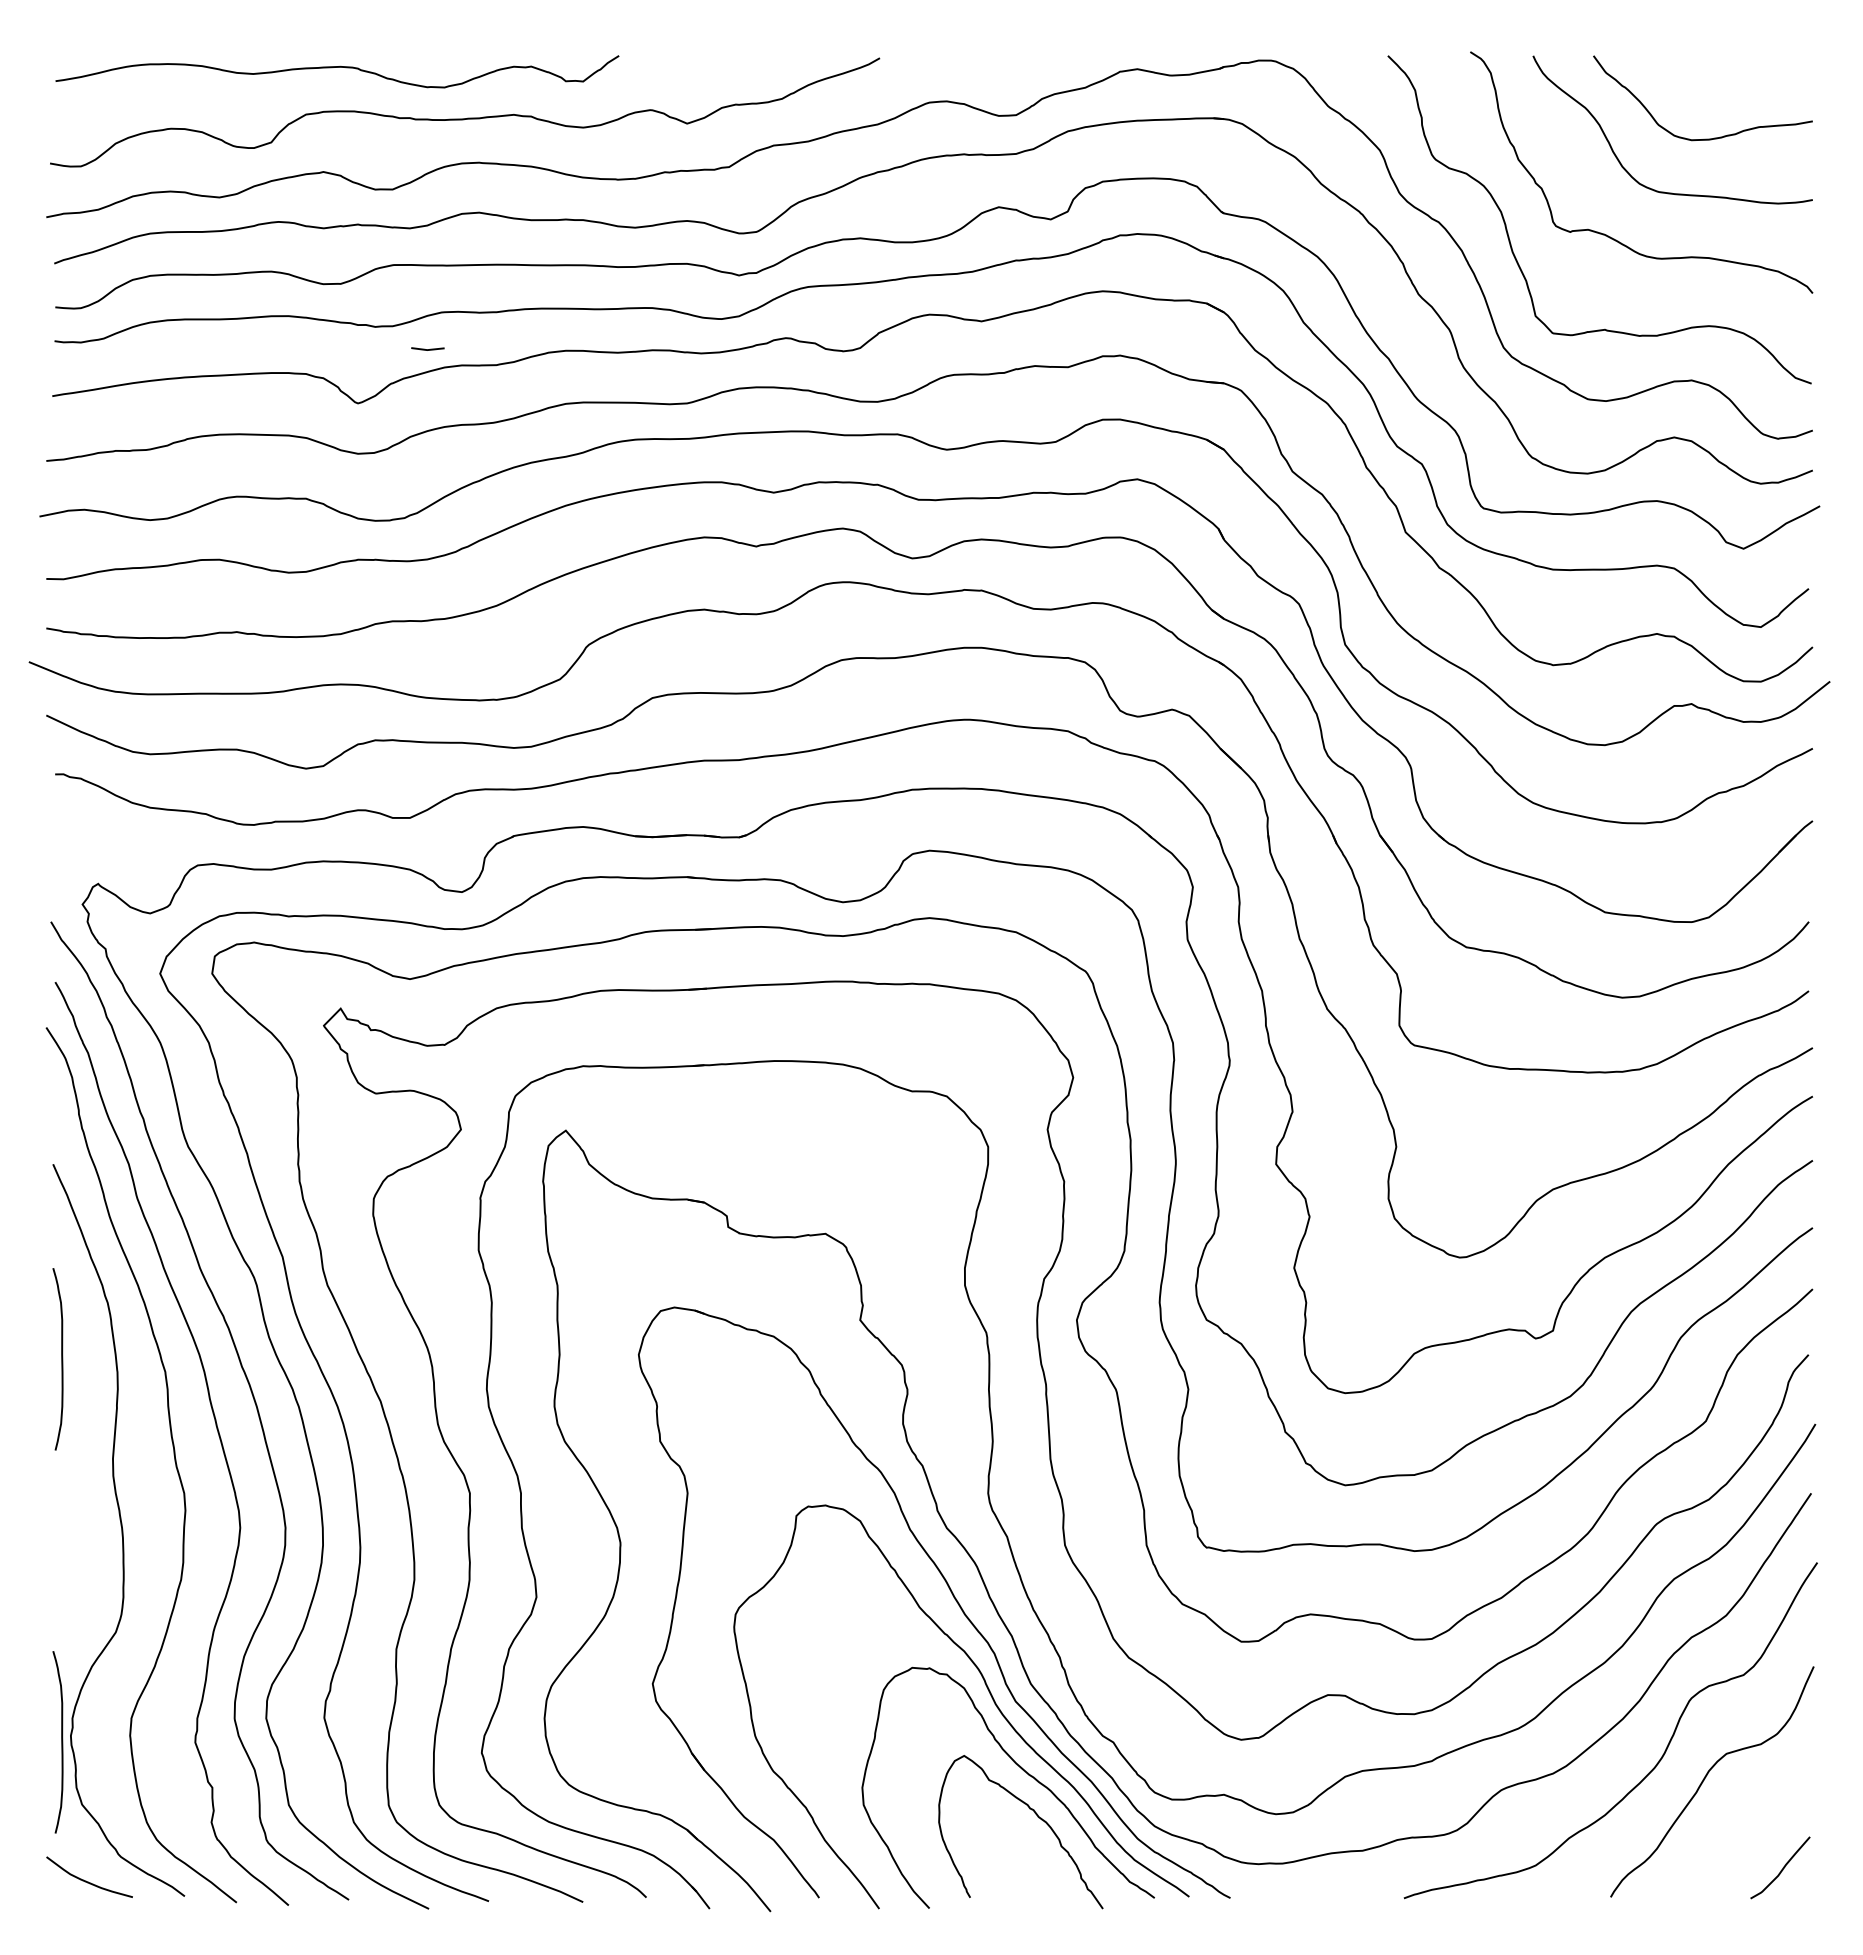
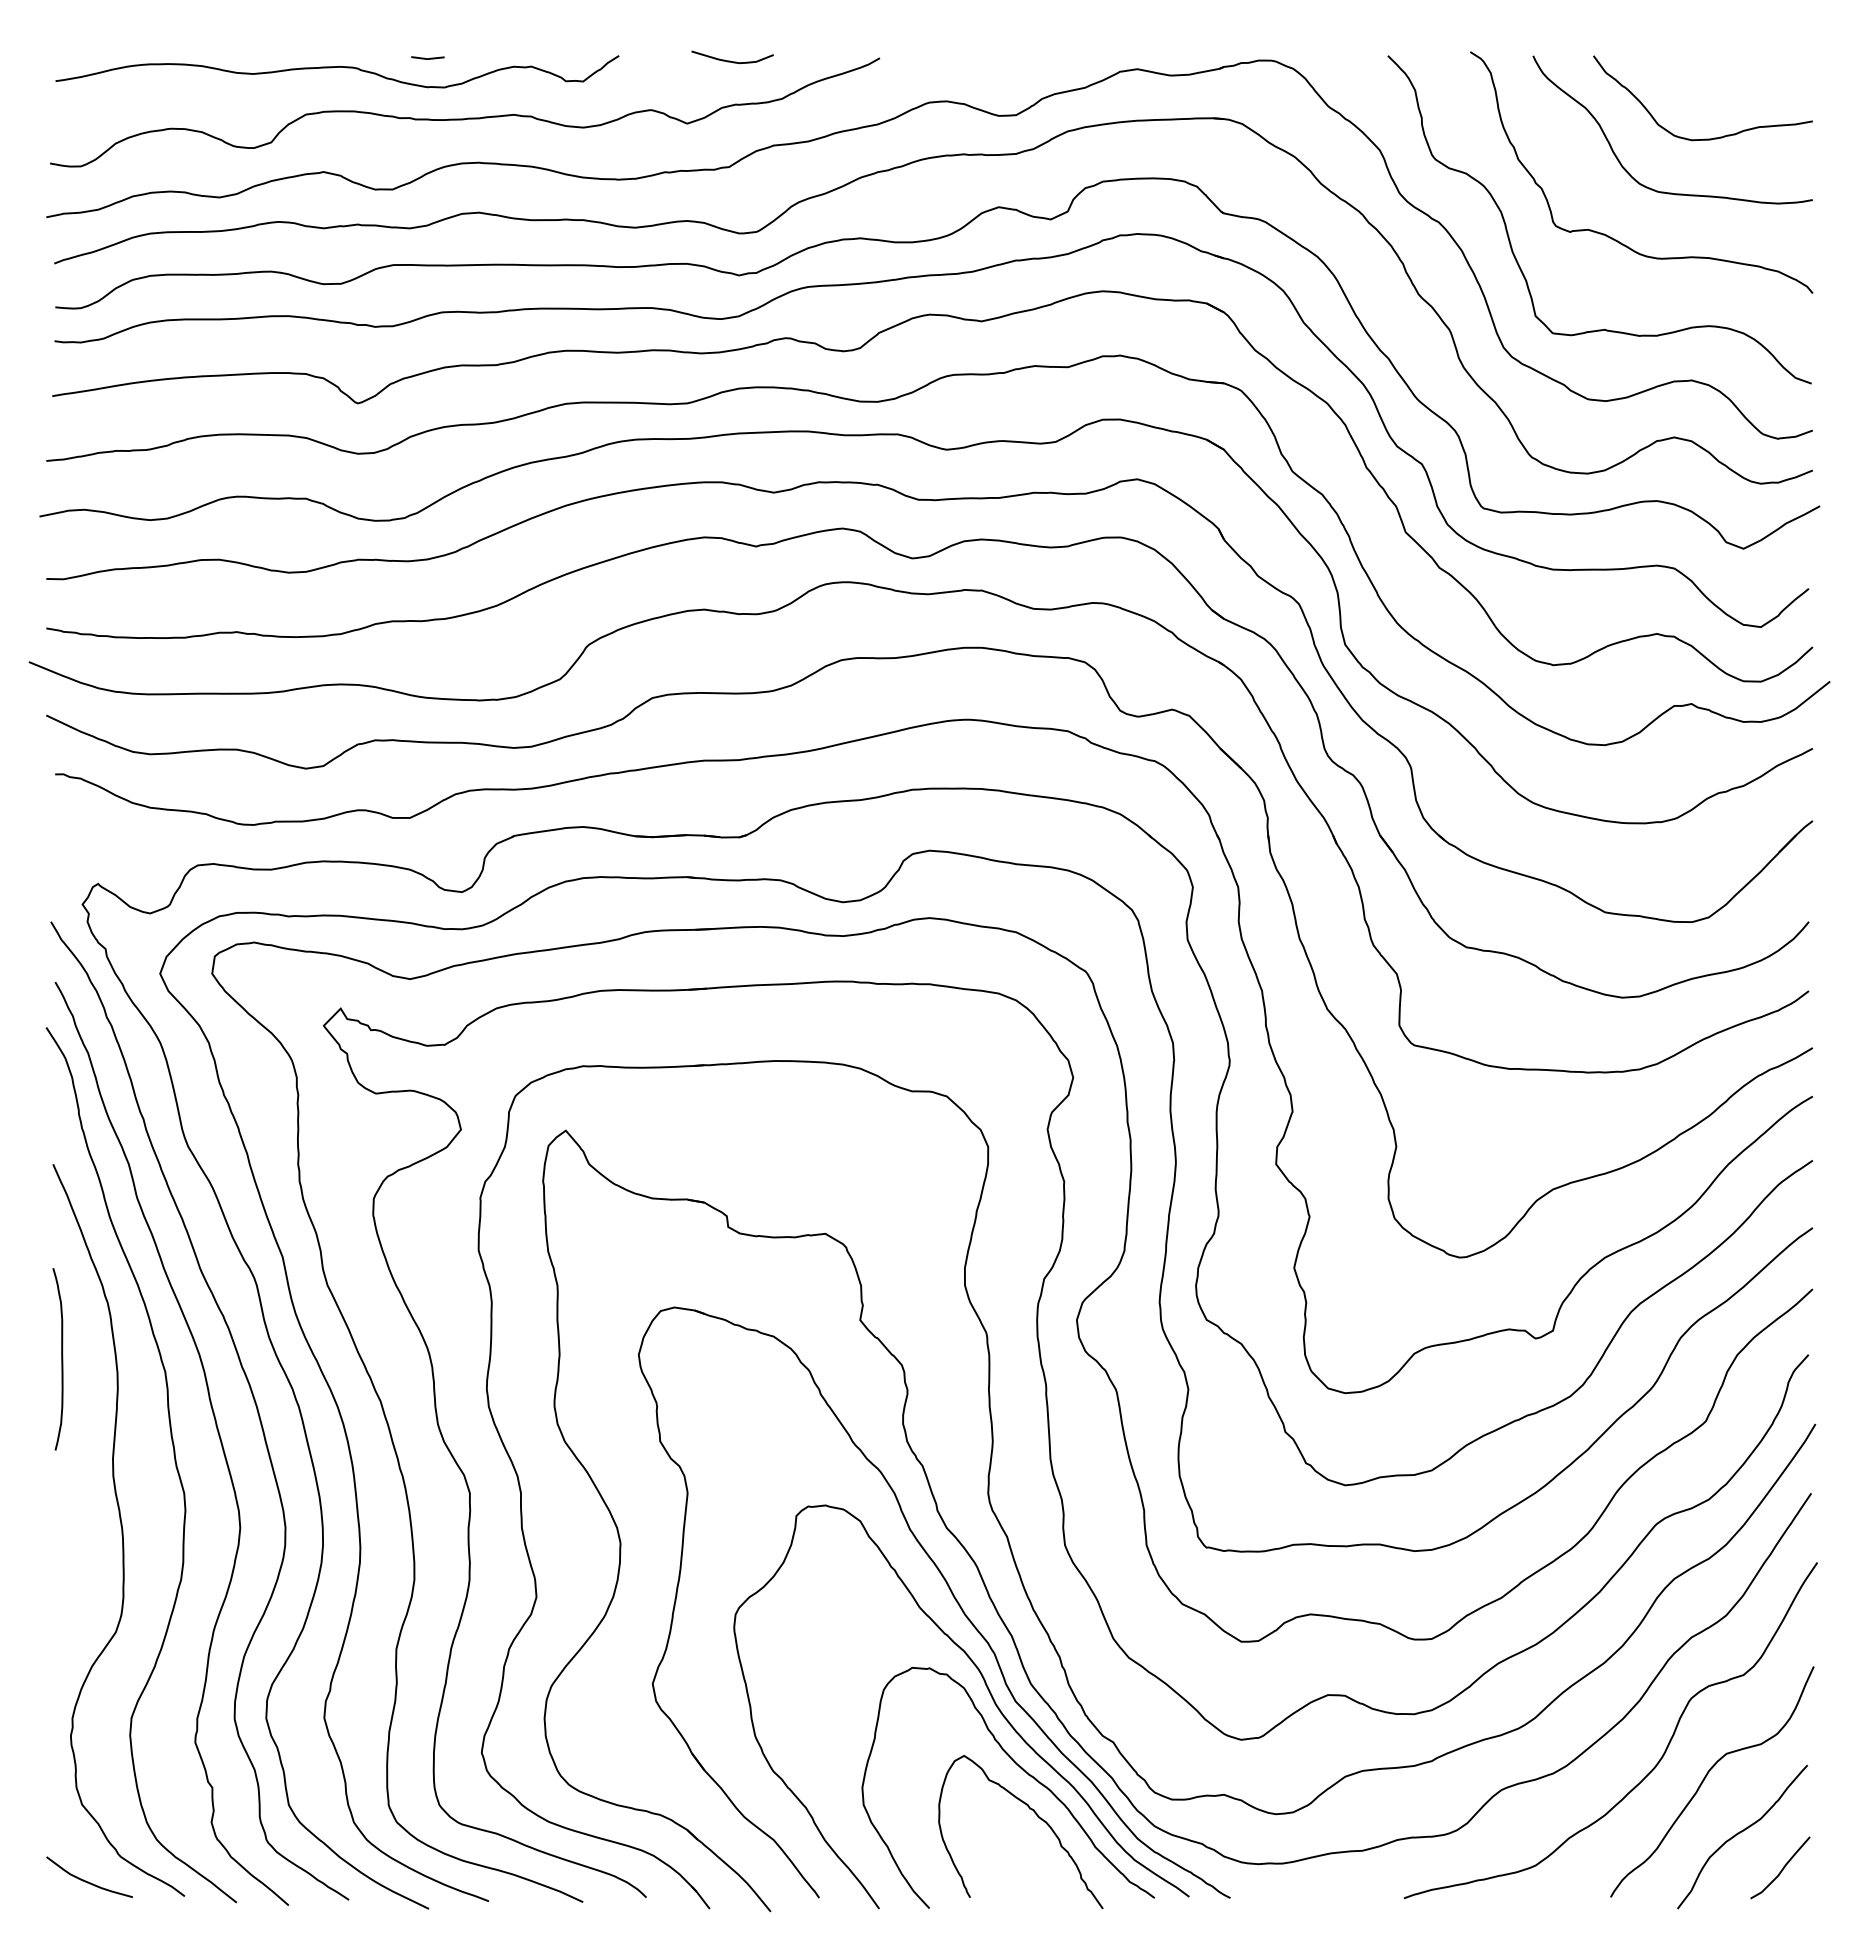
curve: none -> present (730, 60)
line position: (427, 349) -> (427, 58) (427, 58)
curve: present -> none (61, 1742)
curve: none -> present (1740, 1833)
